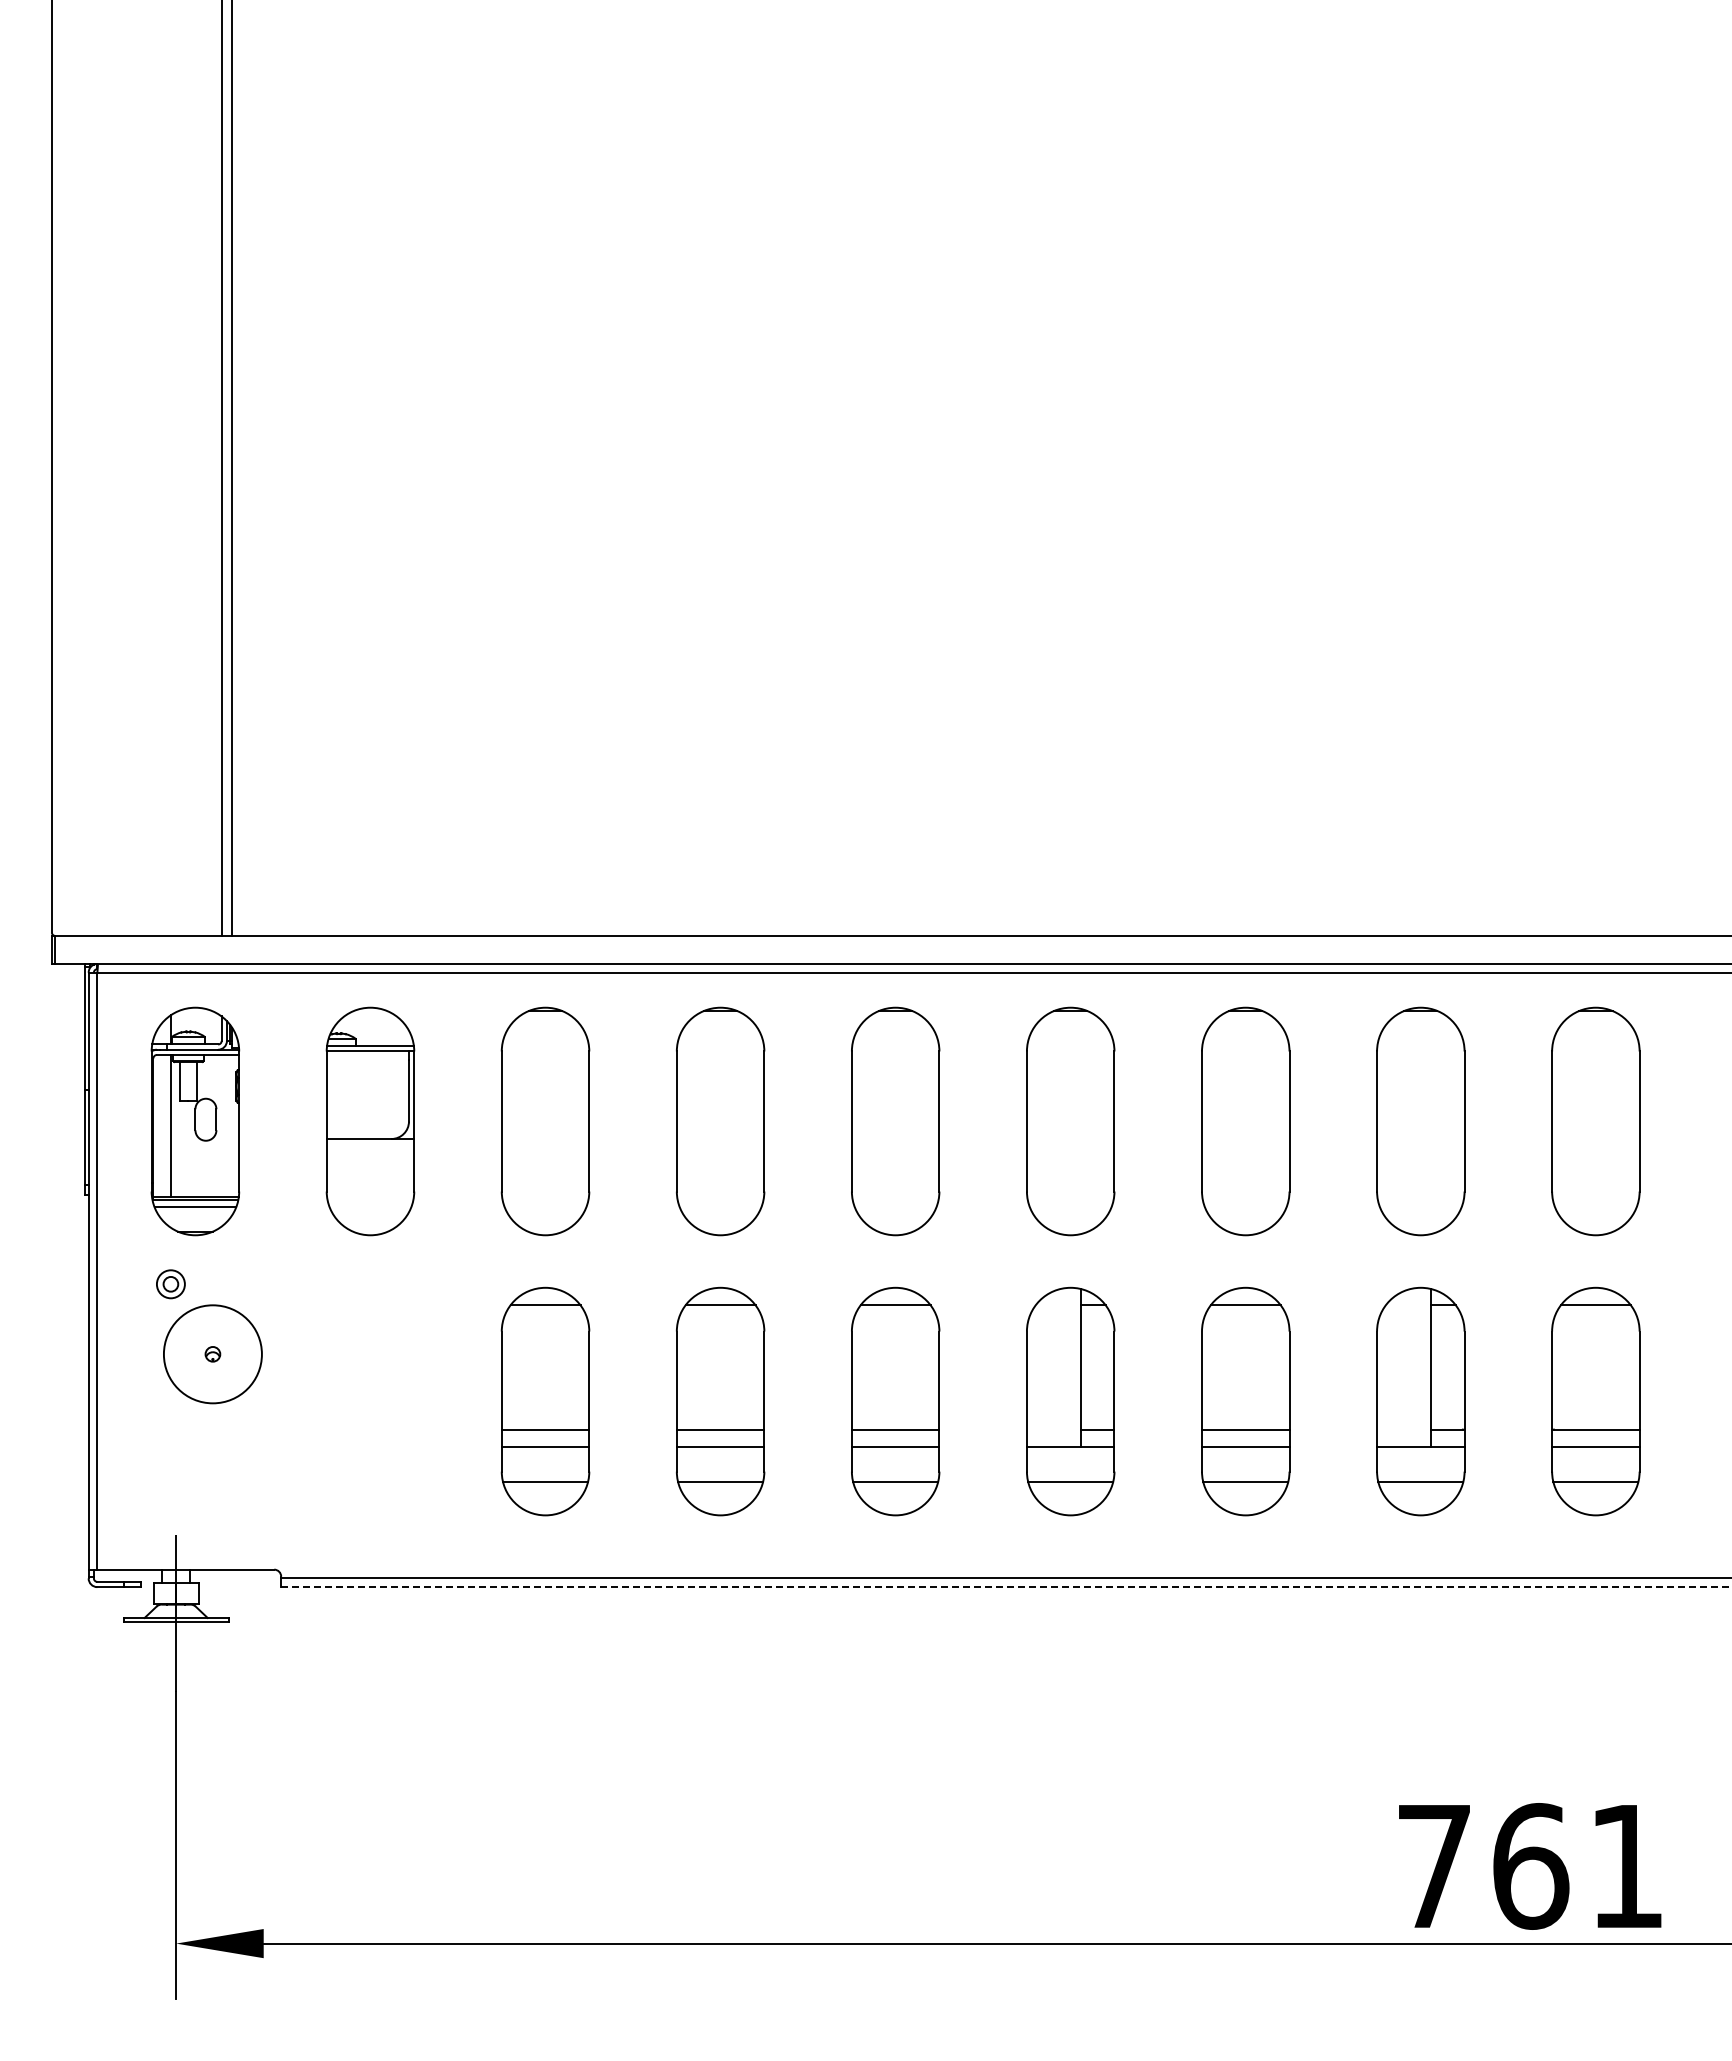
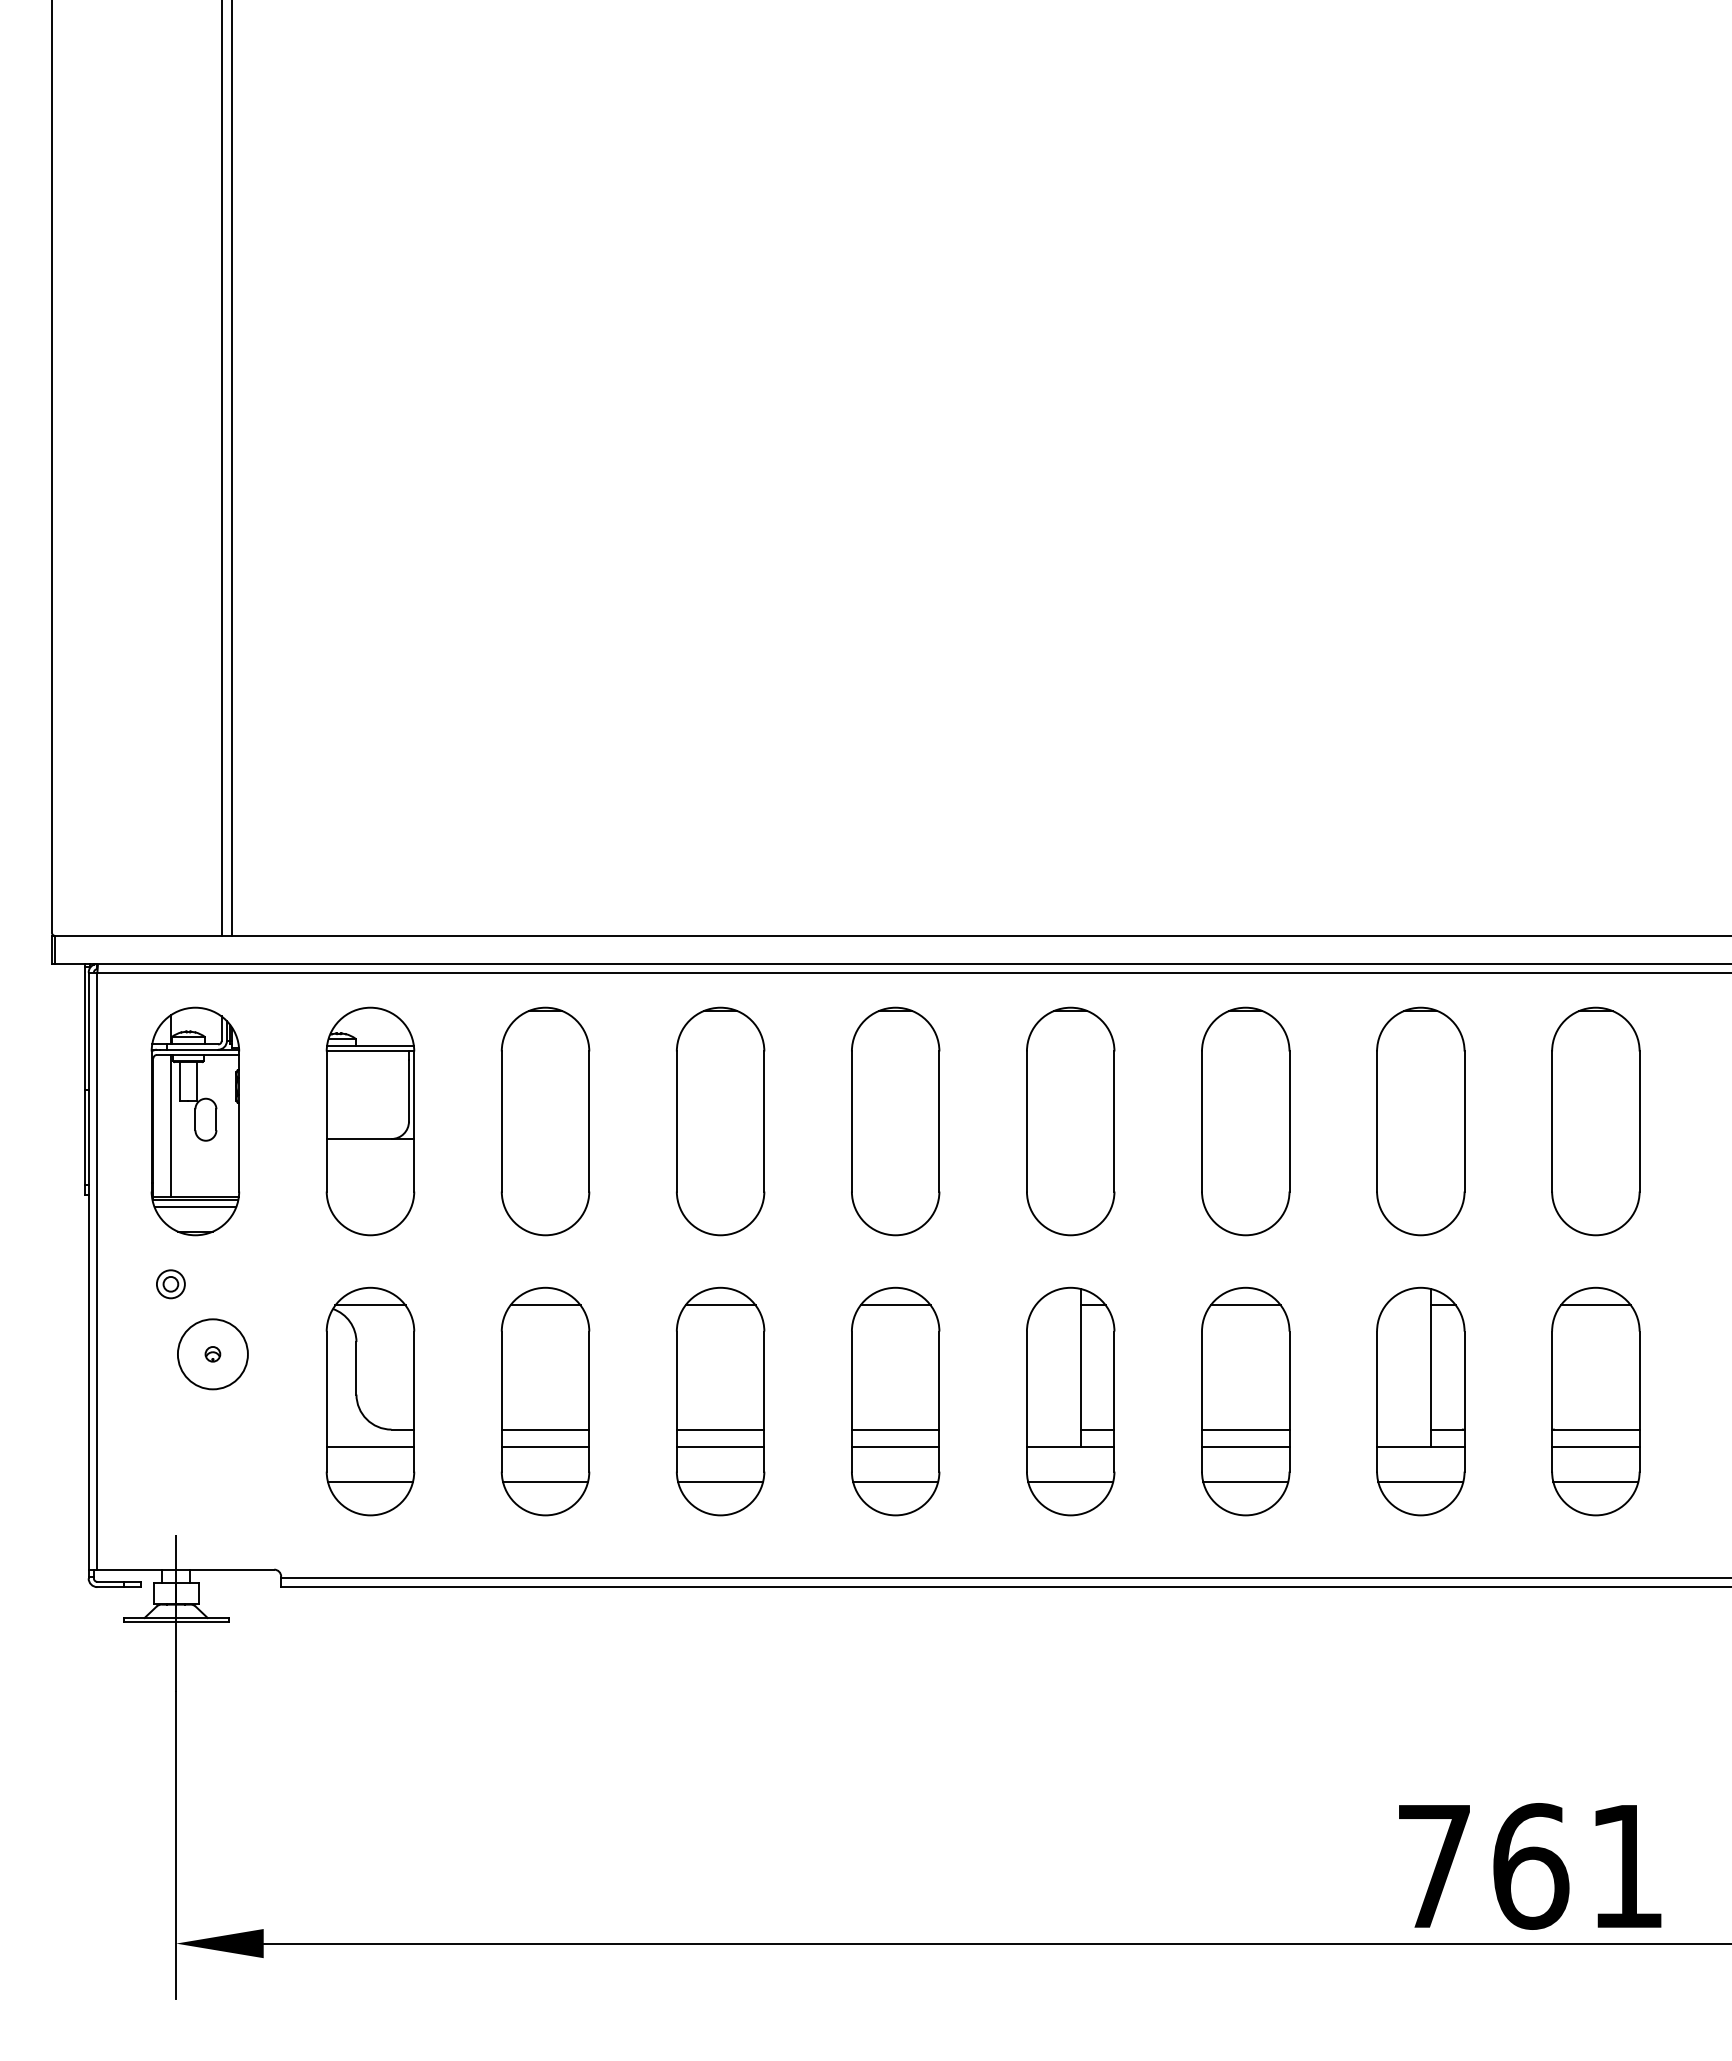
circle diameter: 98 px -> 70 px (212, 1354)
part: none -> present (370, 1401)
line: dashed -> solid (1006, 1587)
